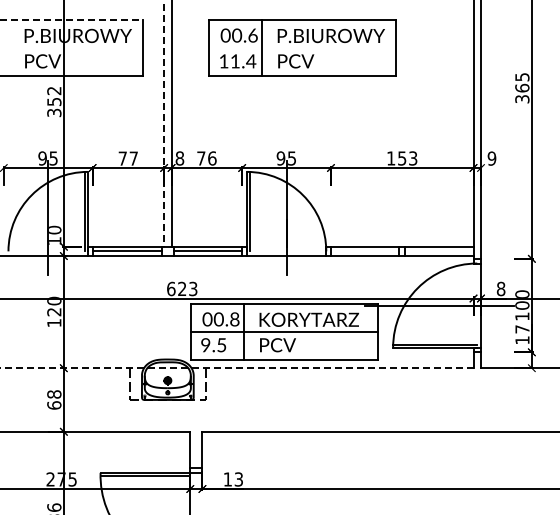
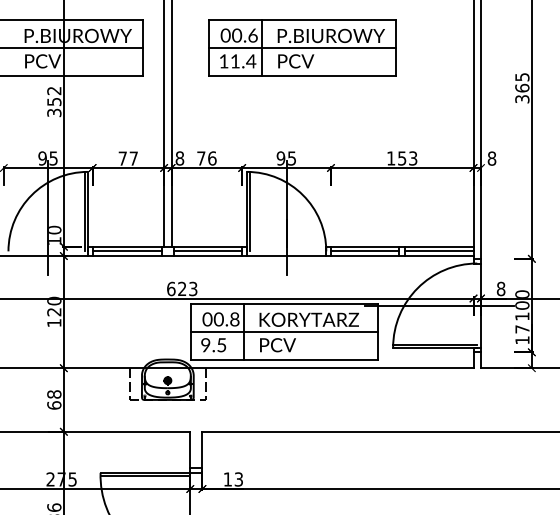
line: dashed -> solid (72, 20)
line: none -> present (72, 48)
line: none -> present (302, 48)
line: dashed -> solid (164, 123)
text: 9 -> 8 (491, 158)
line: none -> present (364, 251)
line: none -> present (439, 251)
line: dashed -> solid (236, 368)
